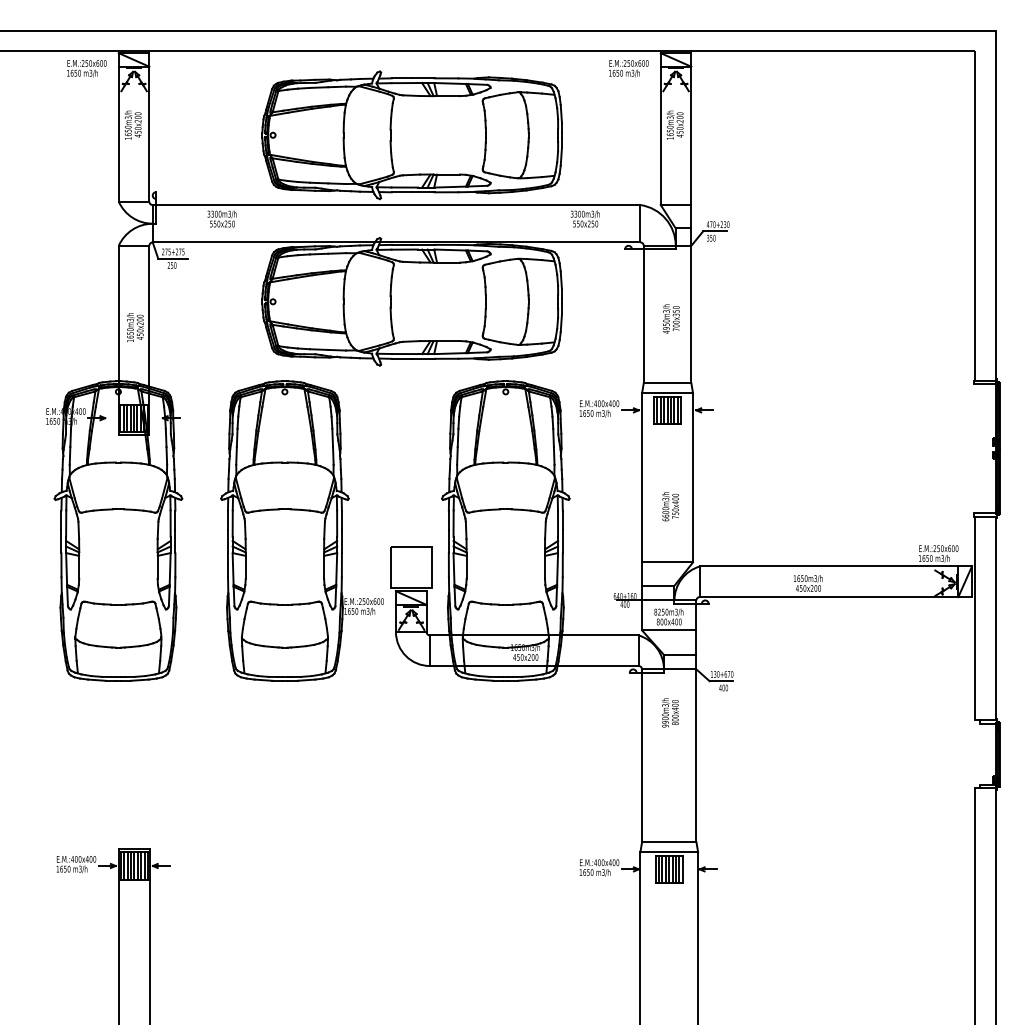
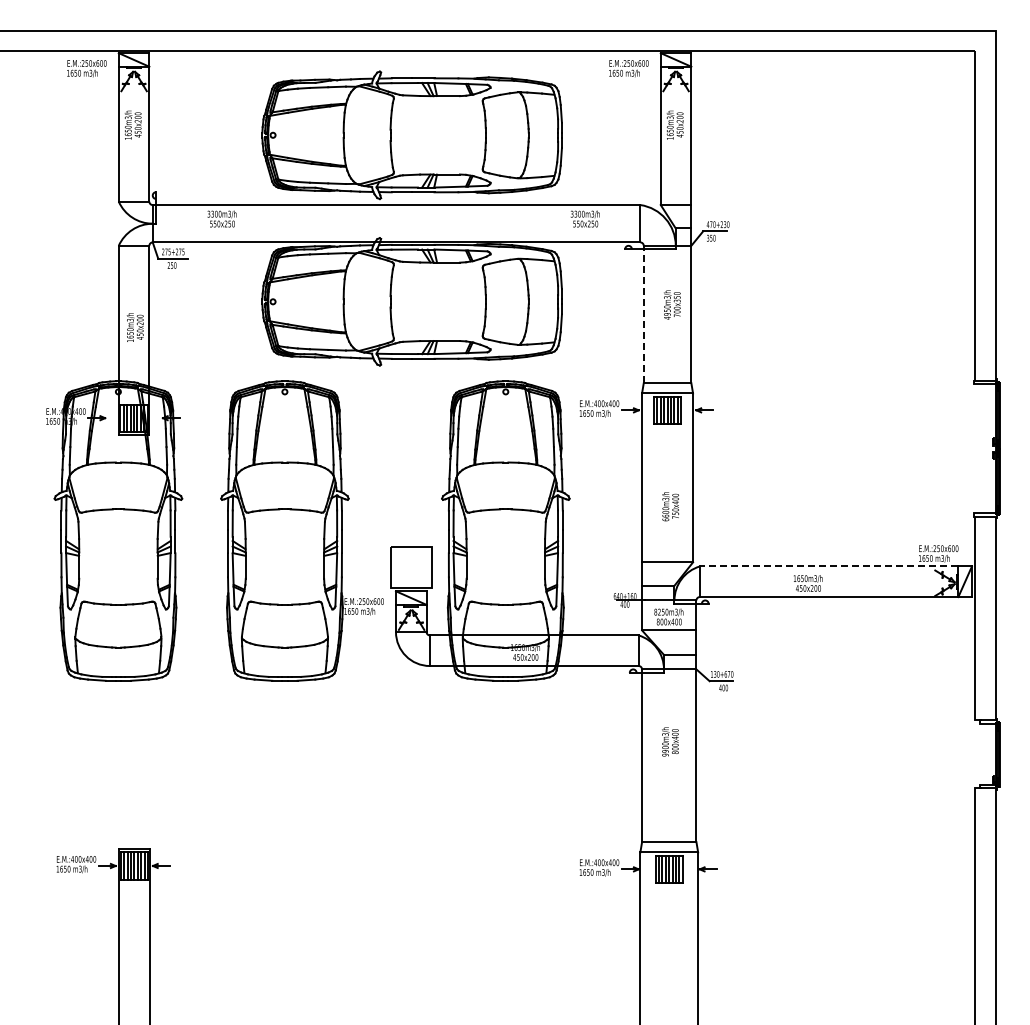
line: solid -> dashed (643, 314)
text position: (671, 318) -> (672, 304) (672, 304)
line: solid -> dashed (828, 566)
text position: (670, 712) -> (670, 741) (670, 741)
